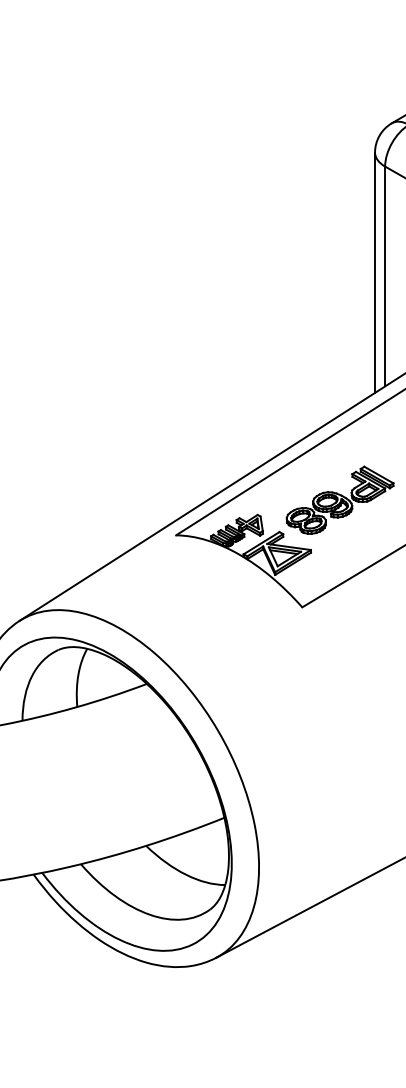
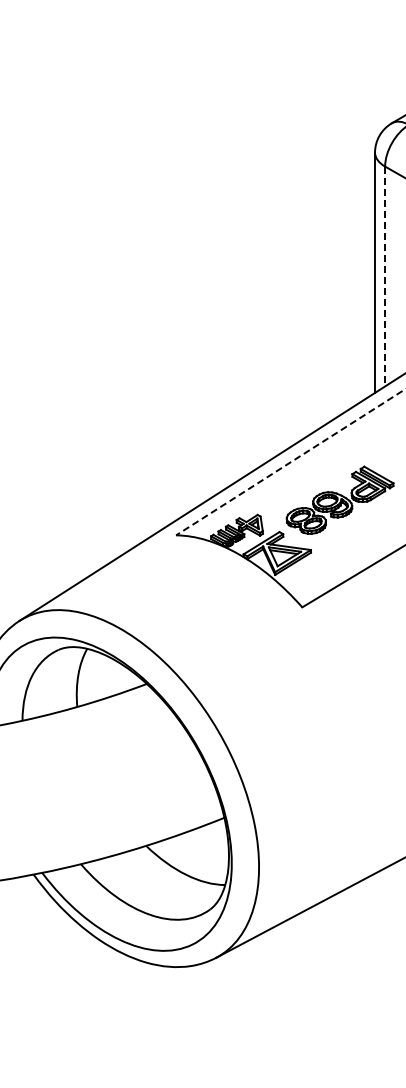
line: solid -> dashed (385, 276)
line: solid -> dashed (290, 462)
